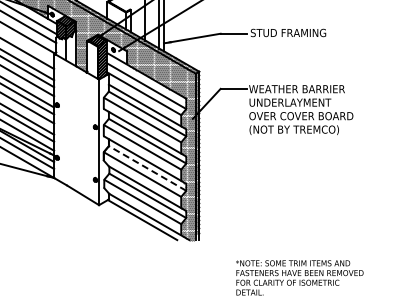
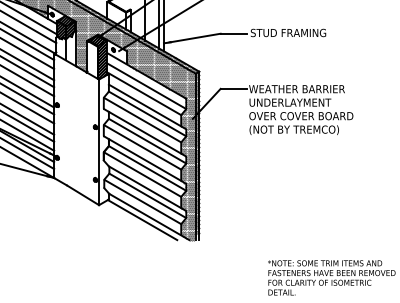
line: none -> present (28, 45)
line: dashed -> solid (147, 168)
text position: (299, 277) -> (331, 277) (331, 277)
